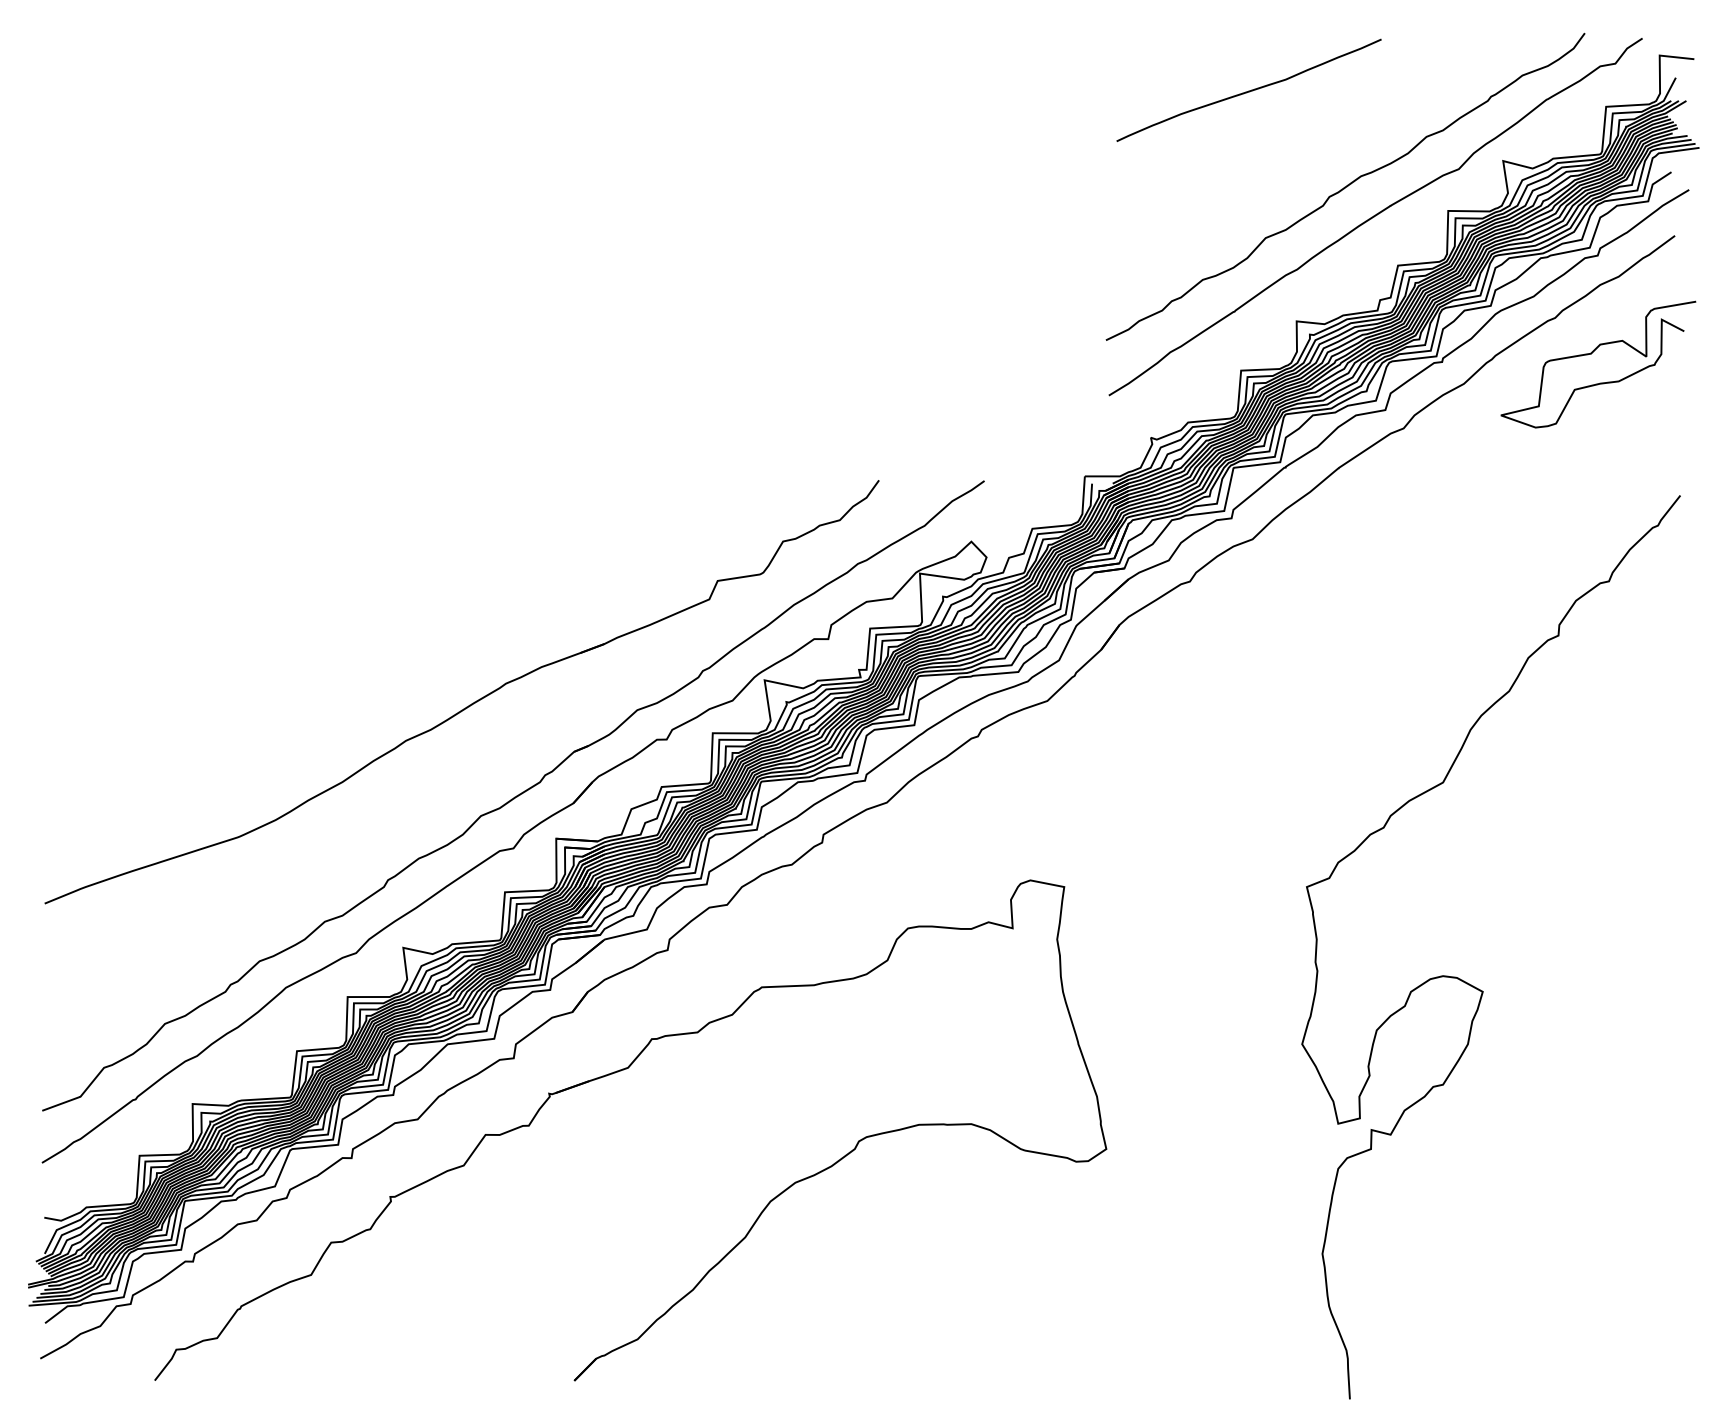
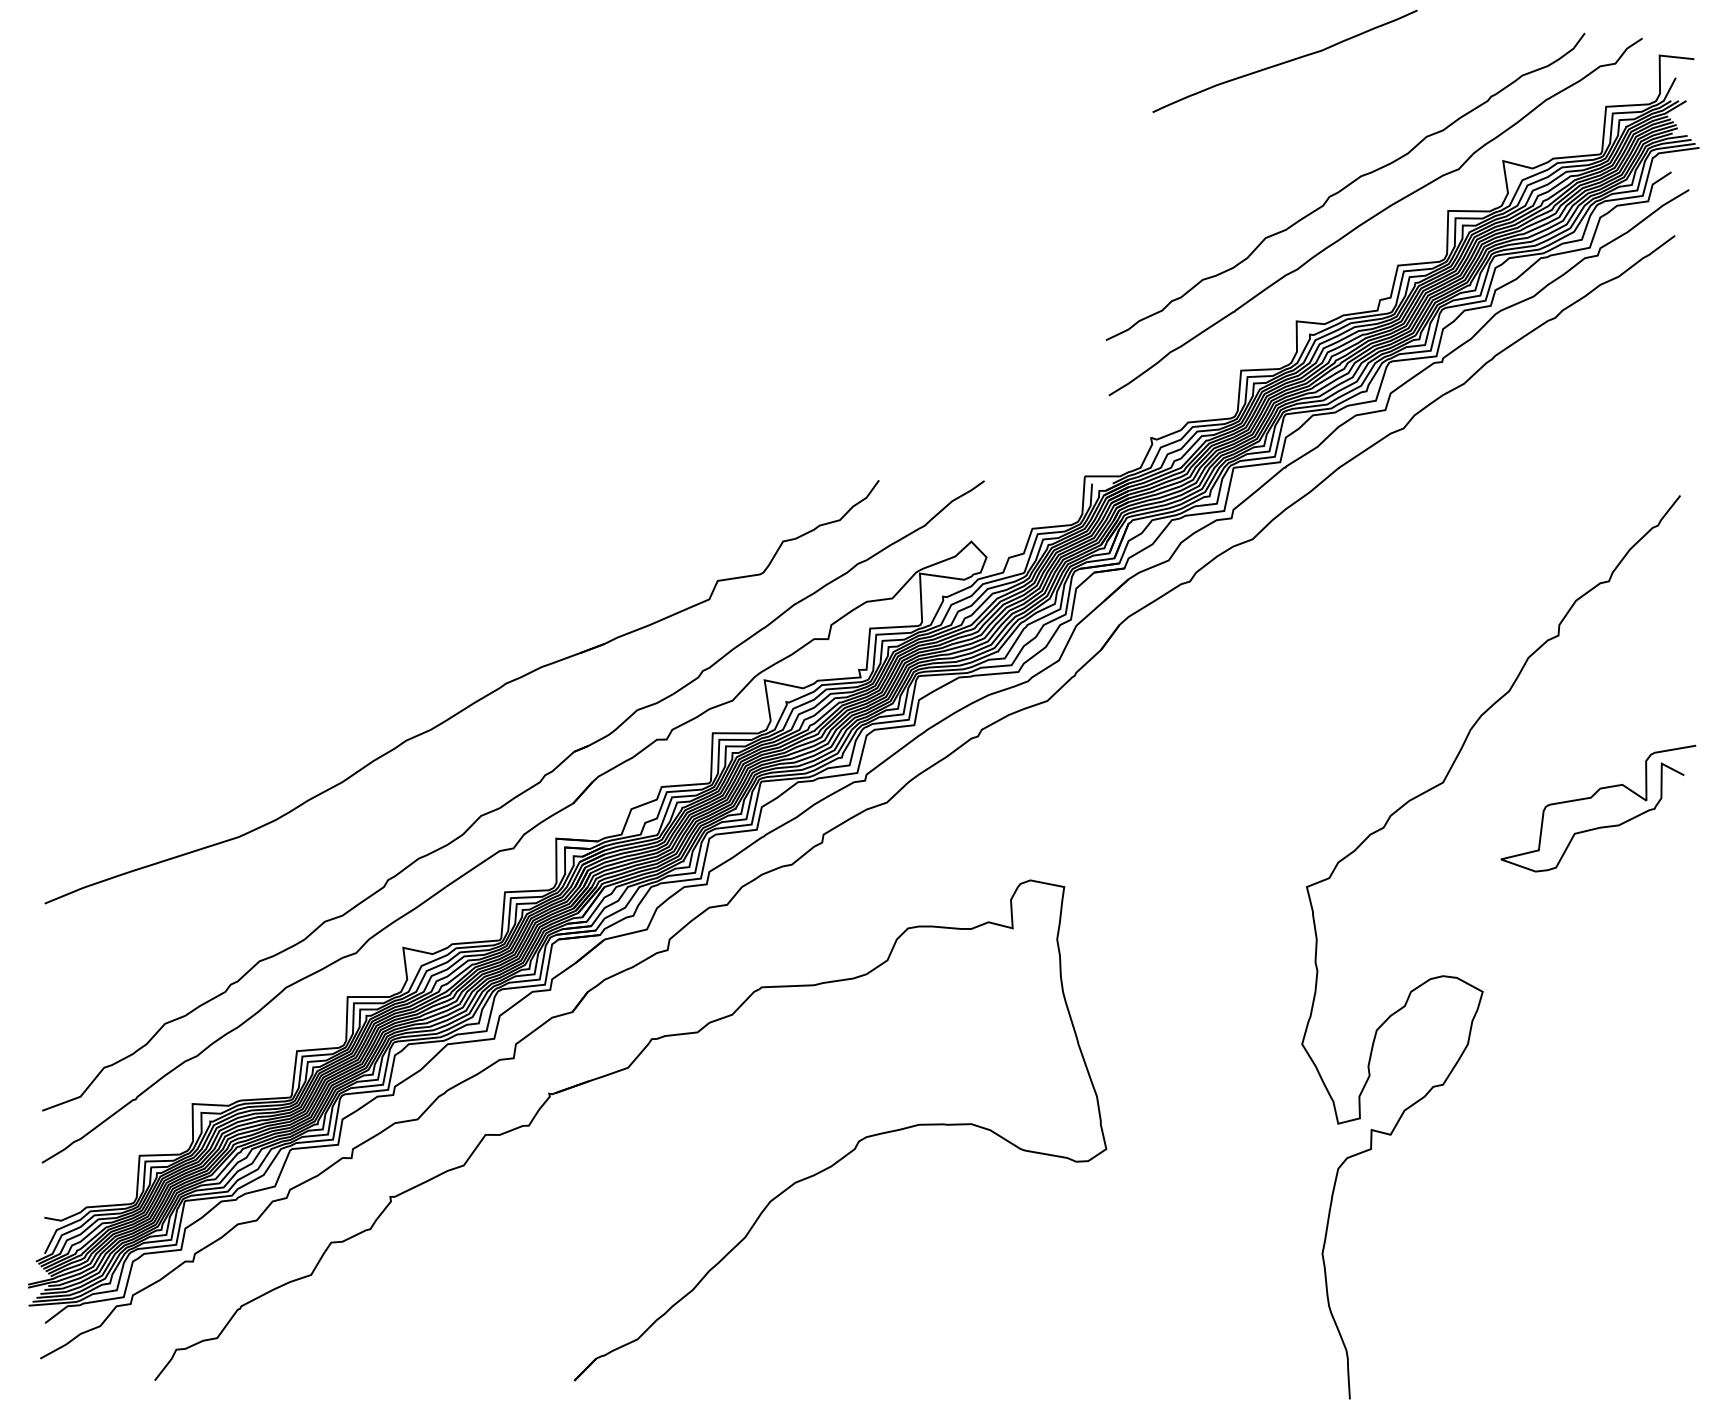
curve position: (1248, 90) -> (1284, 61) (1284, 61)
curve position: (1591, 354) -> (1591, 798) (1591, 798)
